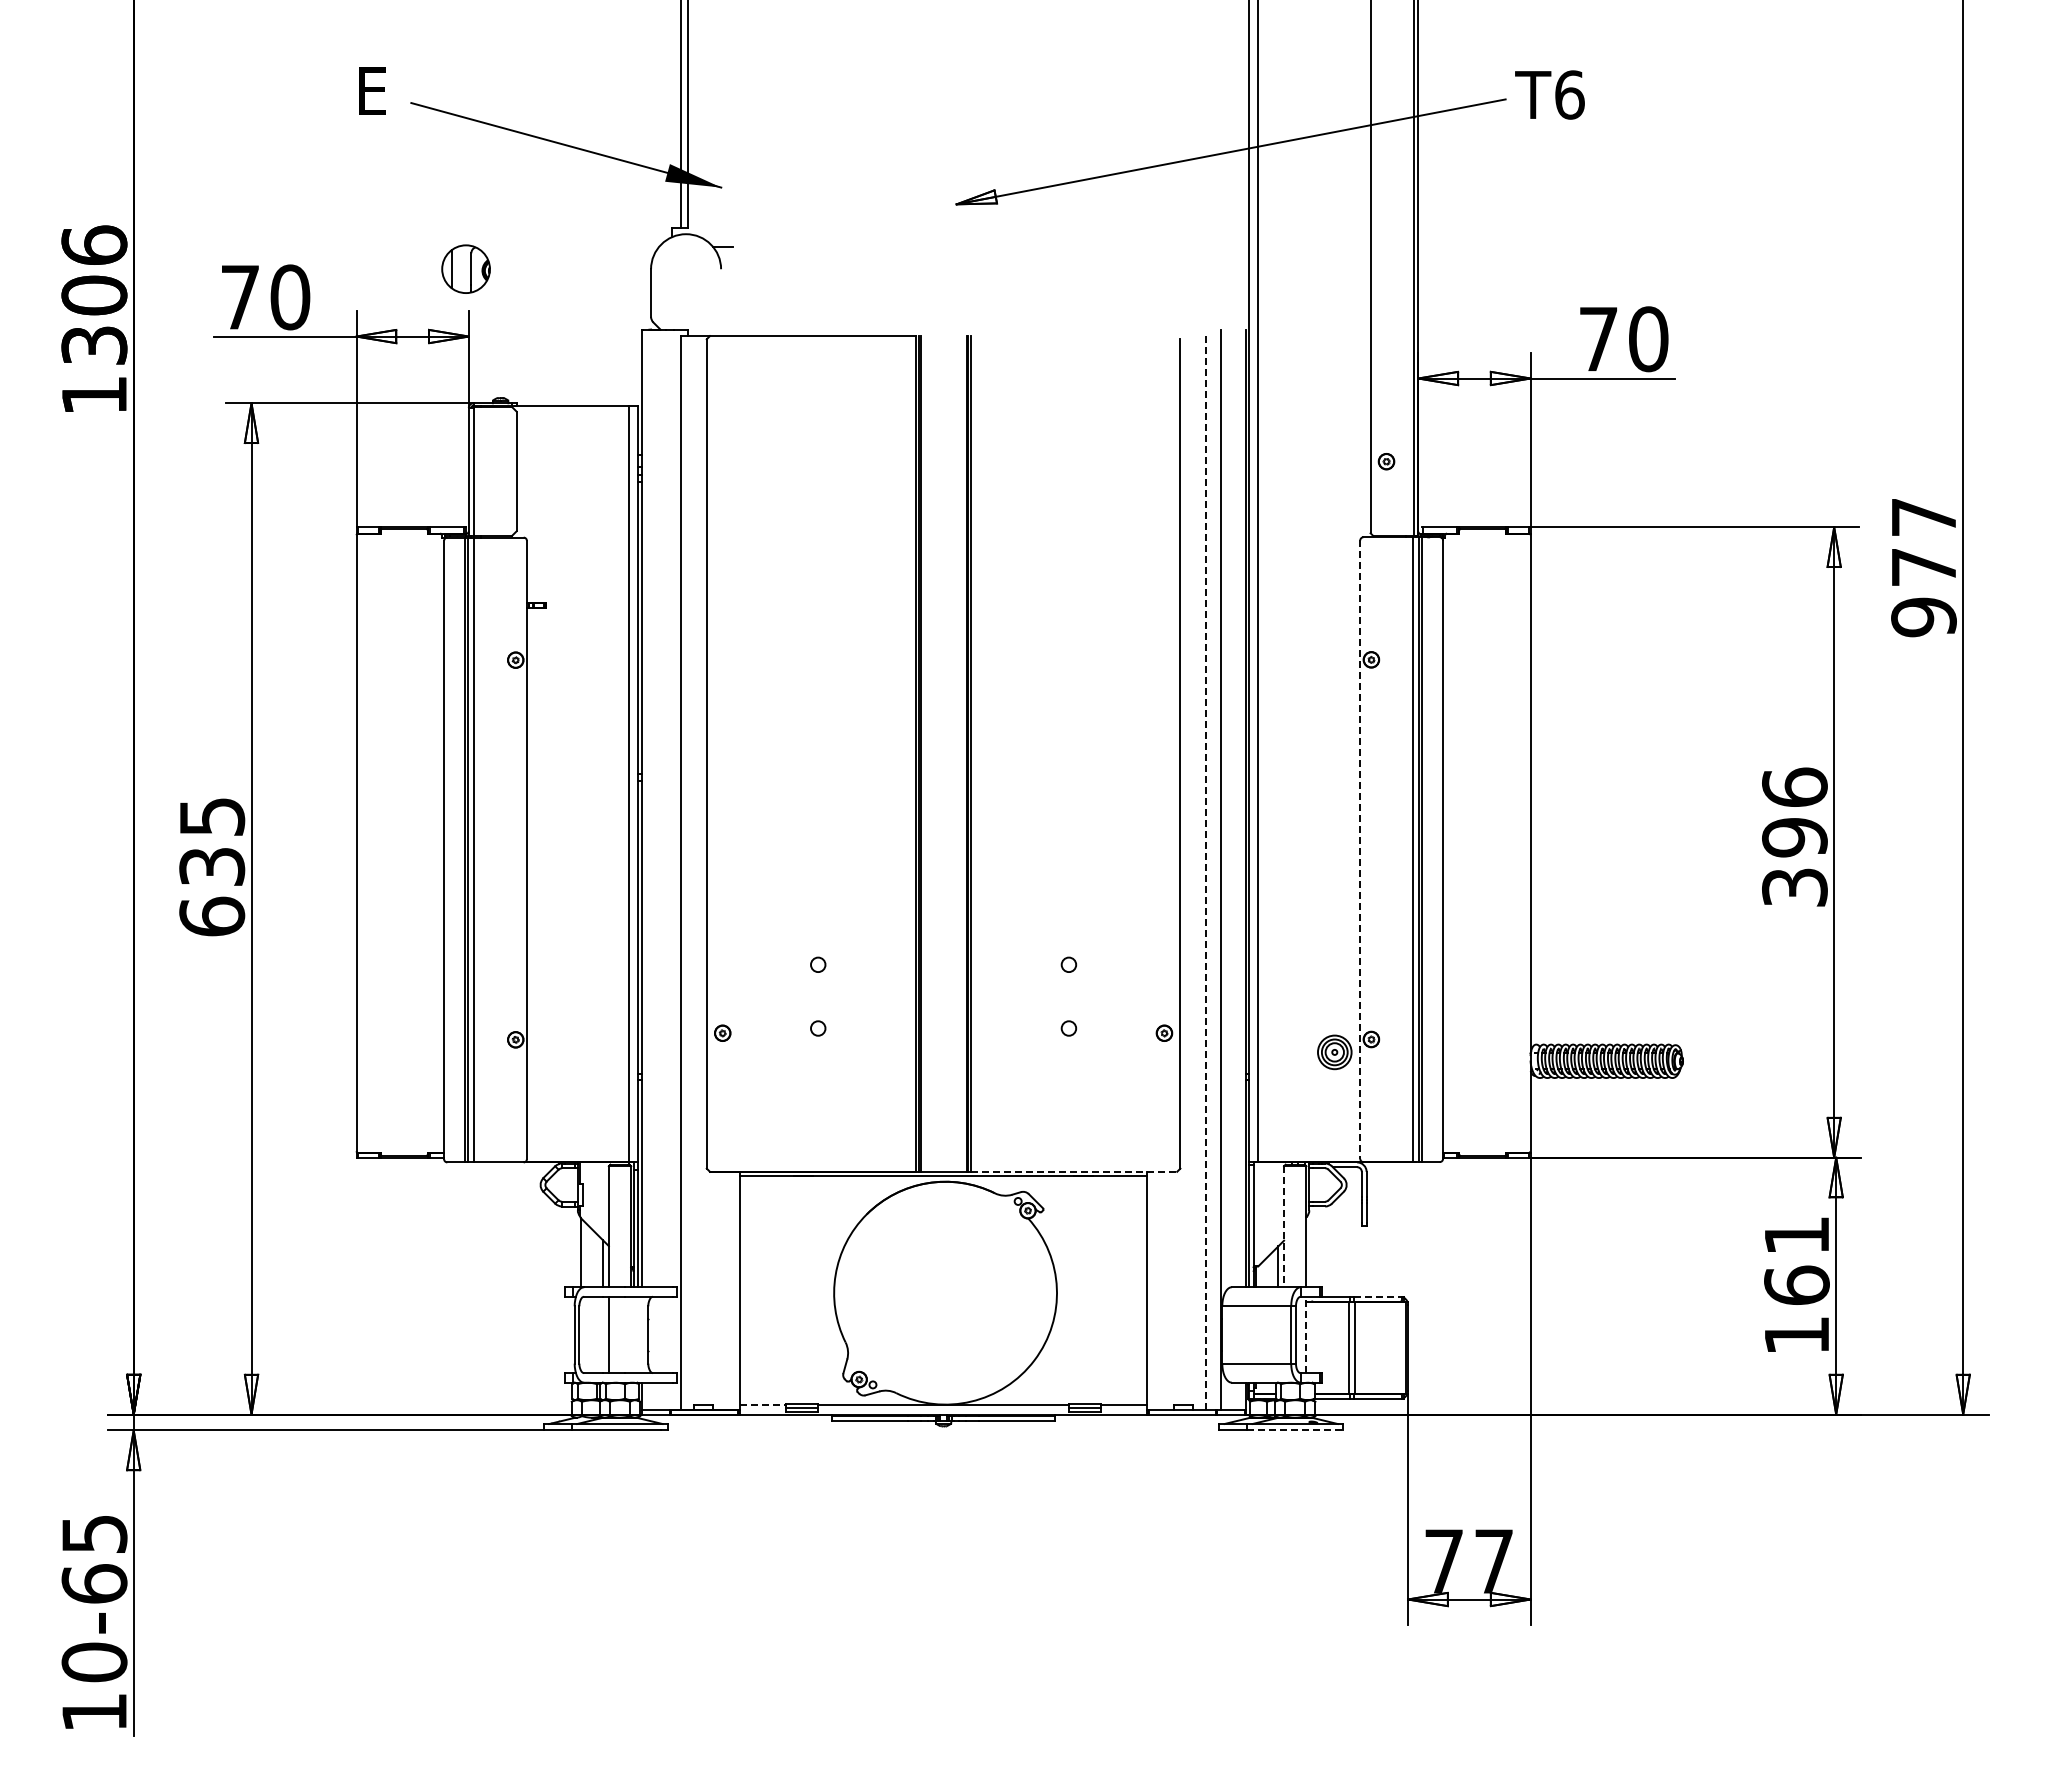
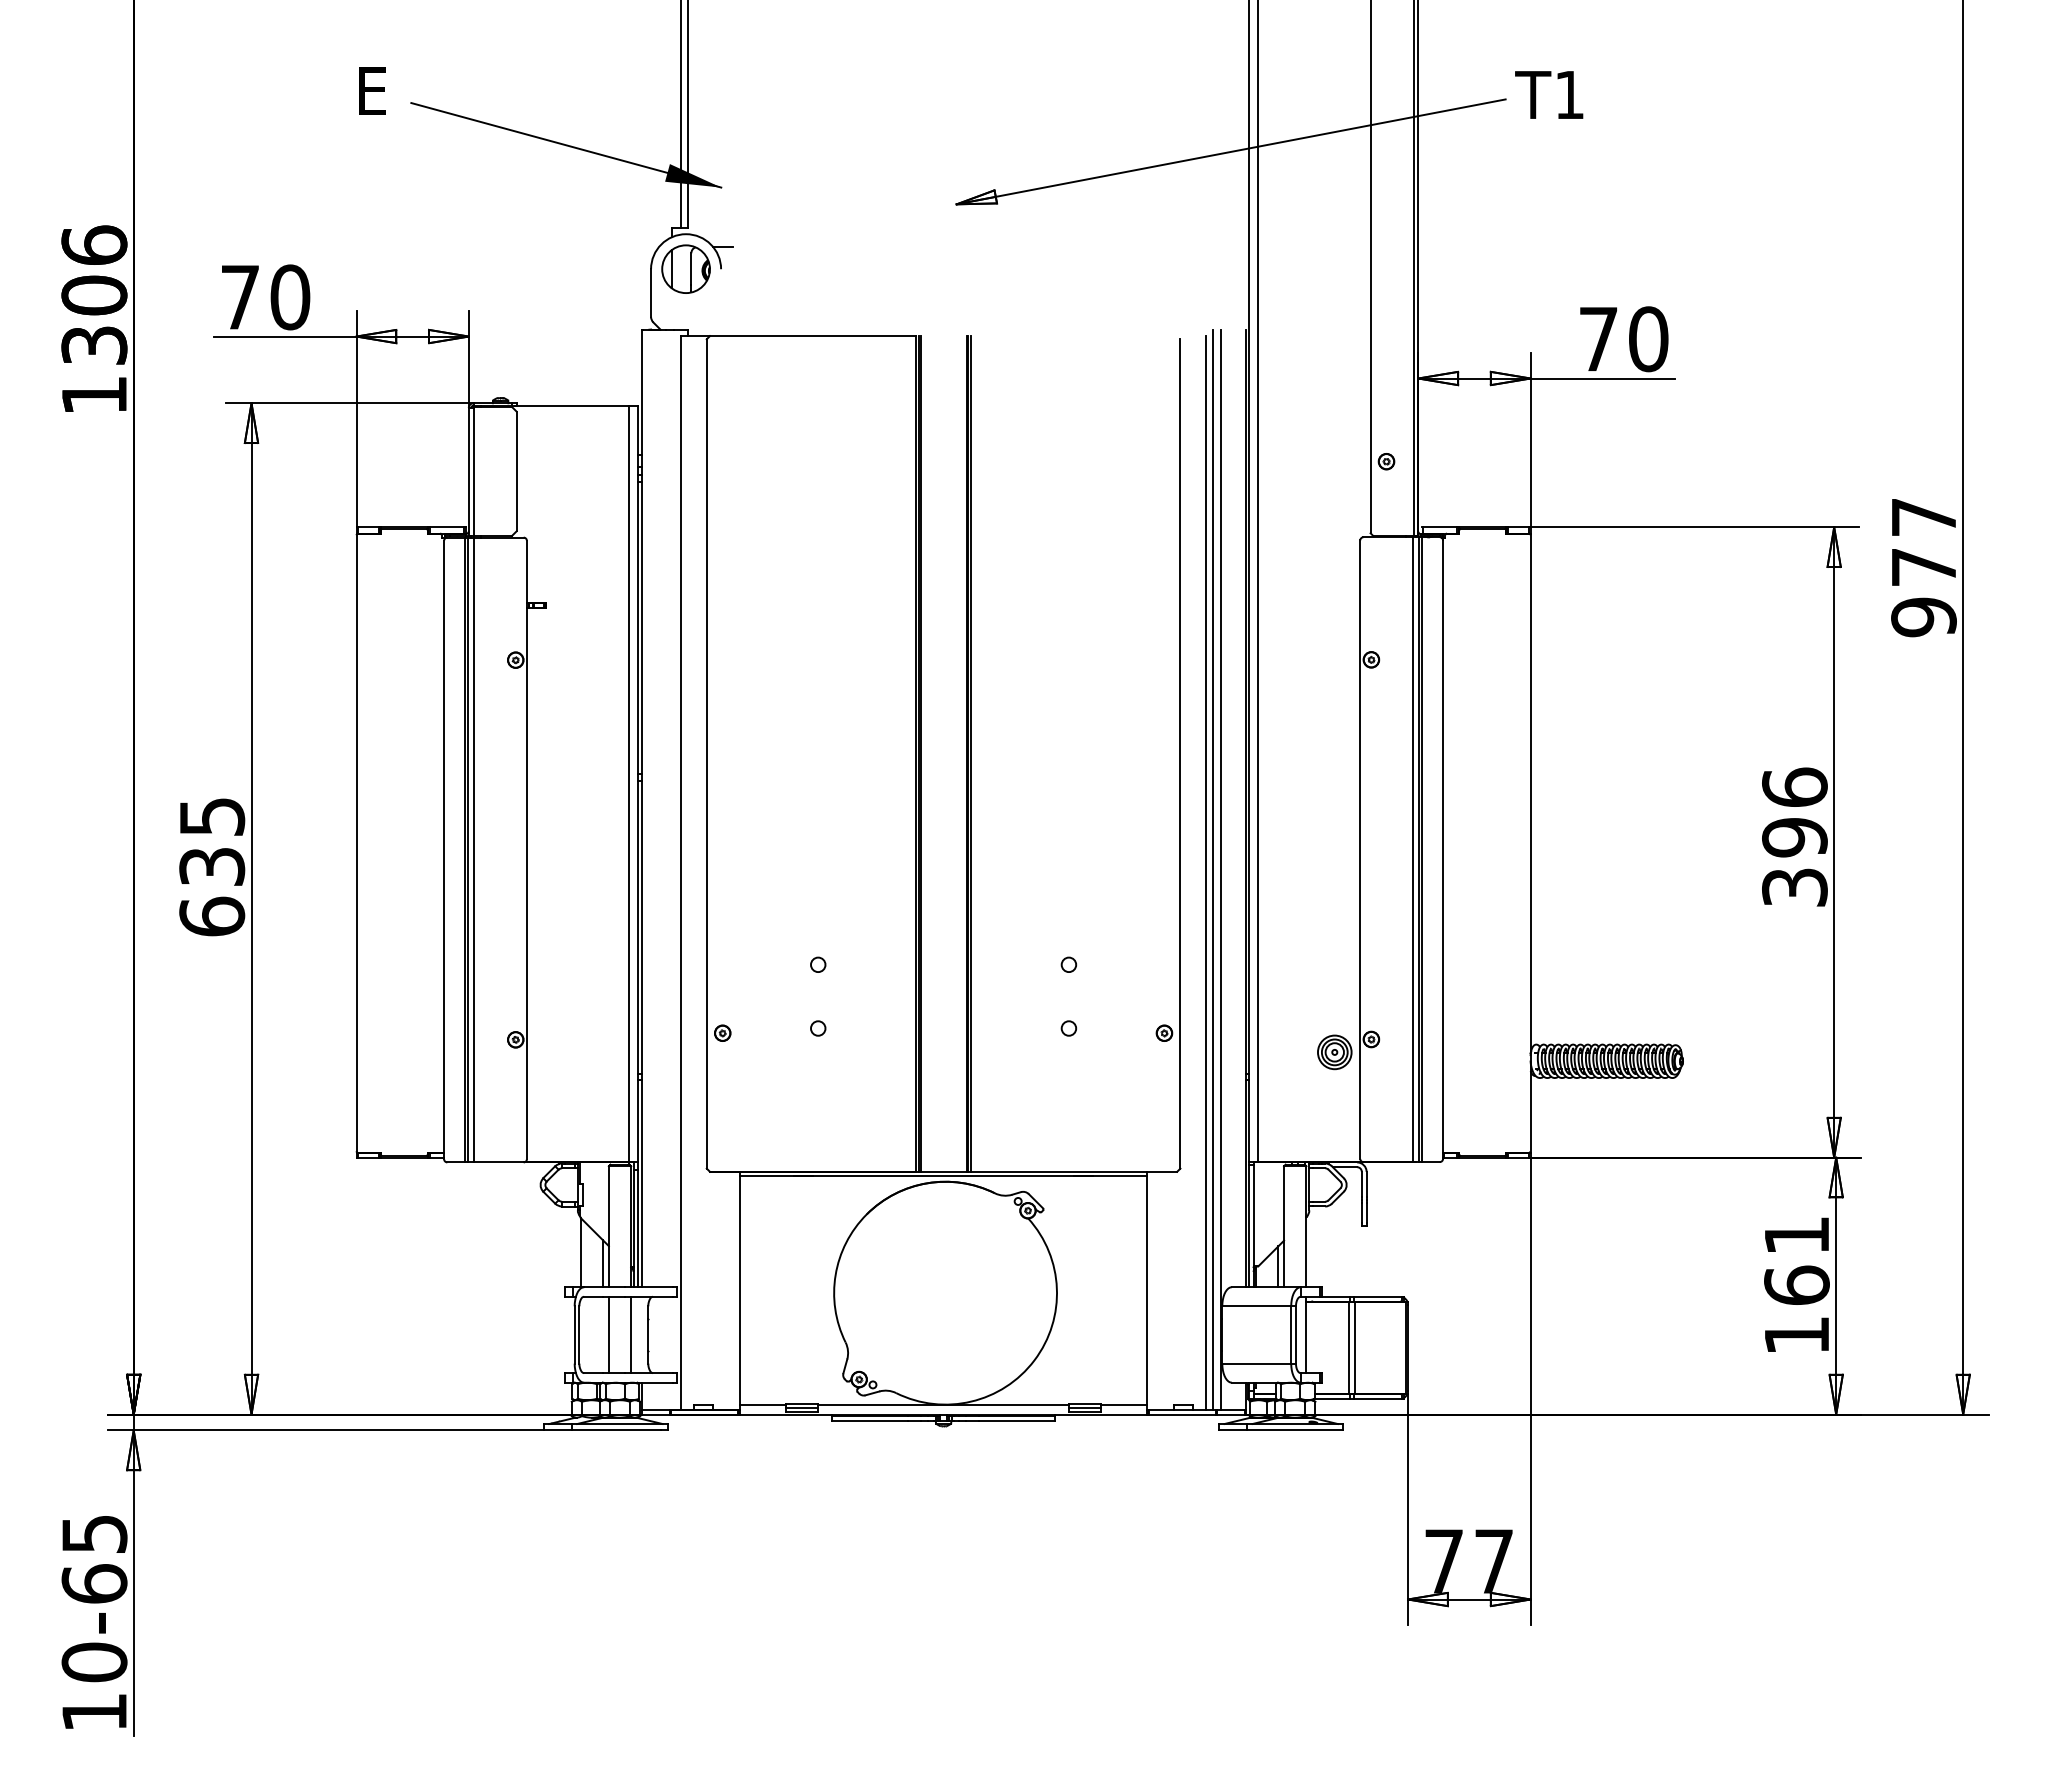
text: T6 -> T1 (1569, 94)
part position: (465, 268) -> (685, 268) (685, 268)
line: dashed -> solid (1360, 850)
line: none -> present (1213, 869)
line: dashed -> solid (1205, 872)
line: dashed -> solid (1074, 1171)
line: dashed -> solid (1284, 1227)
line: dashed -> solid (1378, 1296)
line: none -> present (631, 1334)
line: dashed -> solid (1306, 1334)
line: dashed -> solid (763, 1404)
line: dashed -> solid (1295, 1430)
